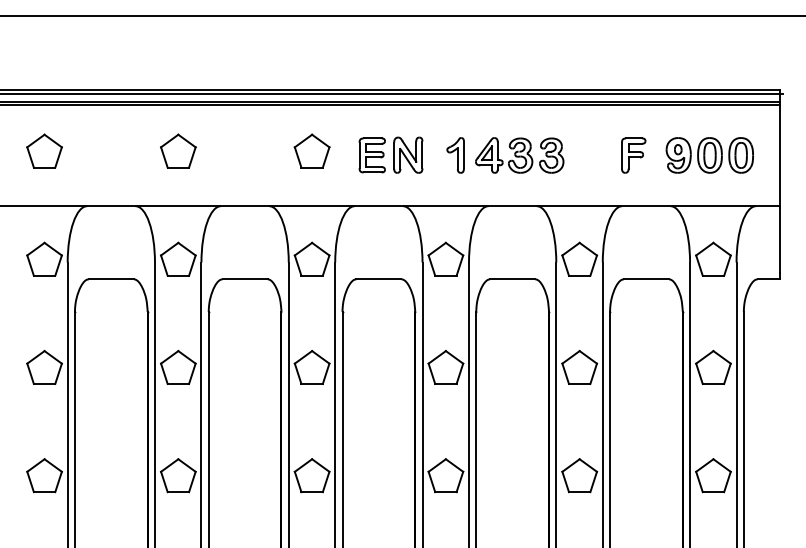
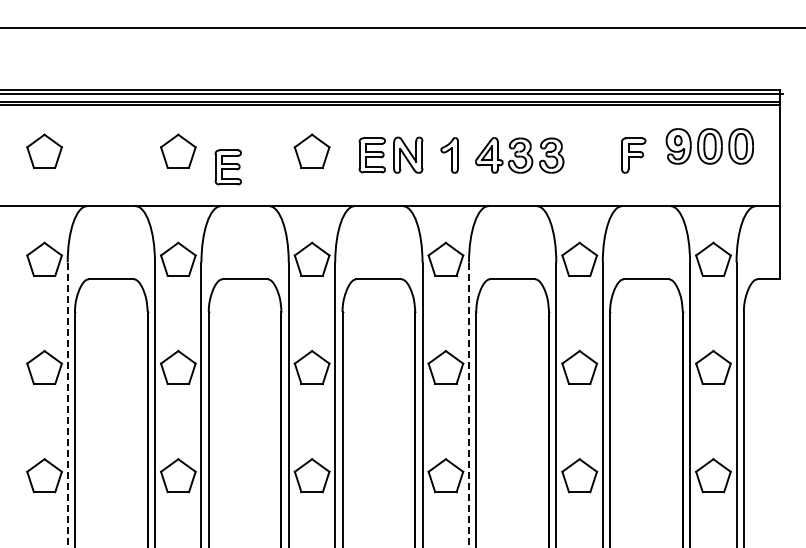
line position: (402, 16) -> (402, 28) (402, 28)
part position: (455, 155) -> (449, 155) (449, 155)
part position: (709, 155) -> (709, 146) (709, 146)
part: none -> present (227, 167)
line: solid -> dashed (67, 405)
line: solid -> dashed (469, 405)
